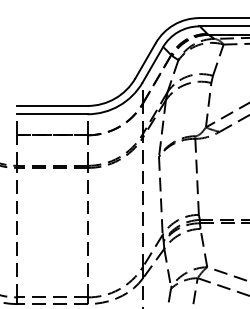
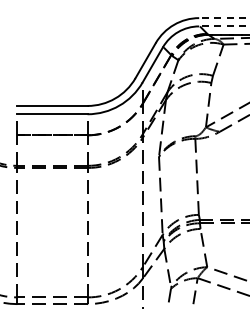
line: solid -> dashed (224, 18)
line: solid -> dashed (224, 26)
